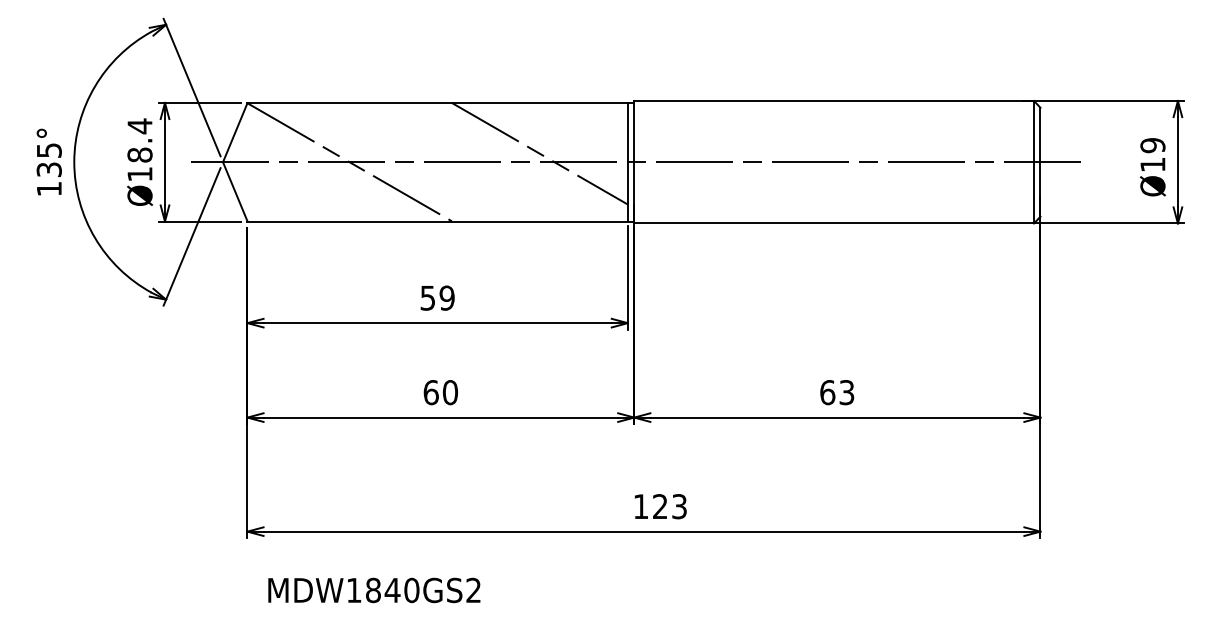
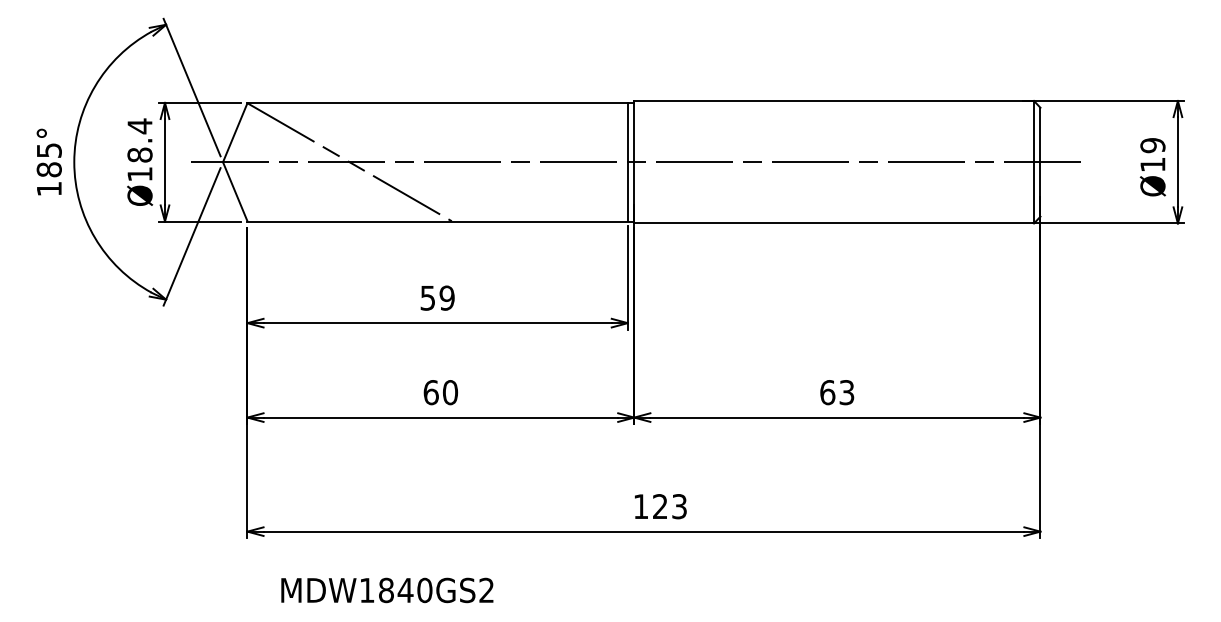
line: present -> none (539, 153)
text: 135° -> 185° (48, 169)
text position: (374, 590) -> (387, 590) (387, 590)
